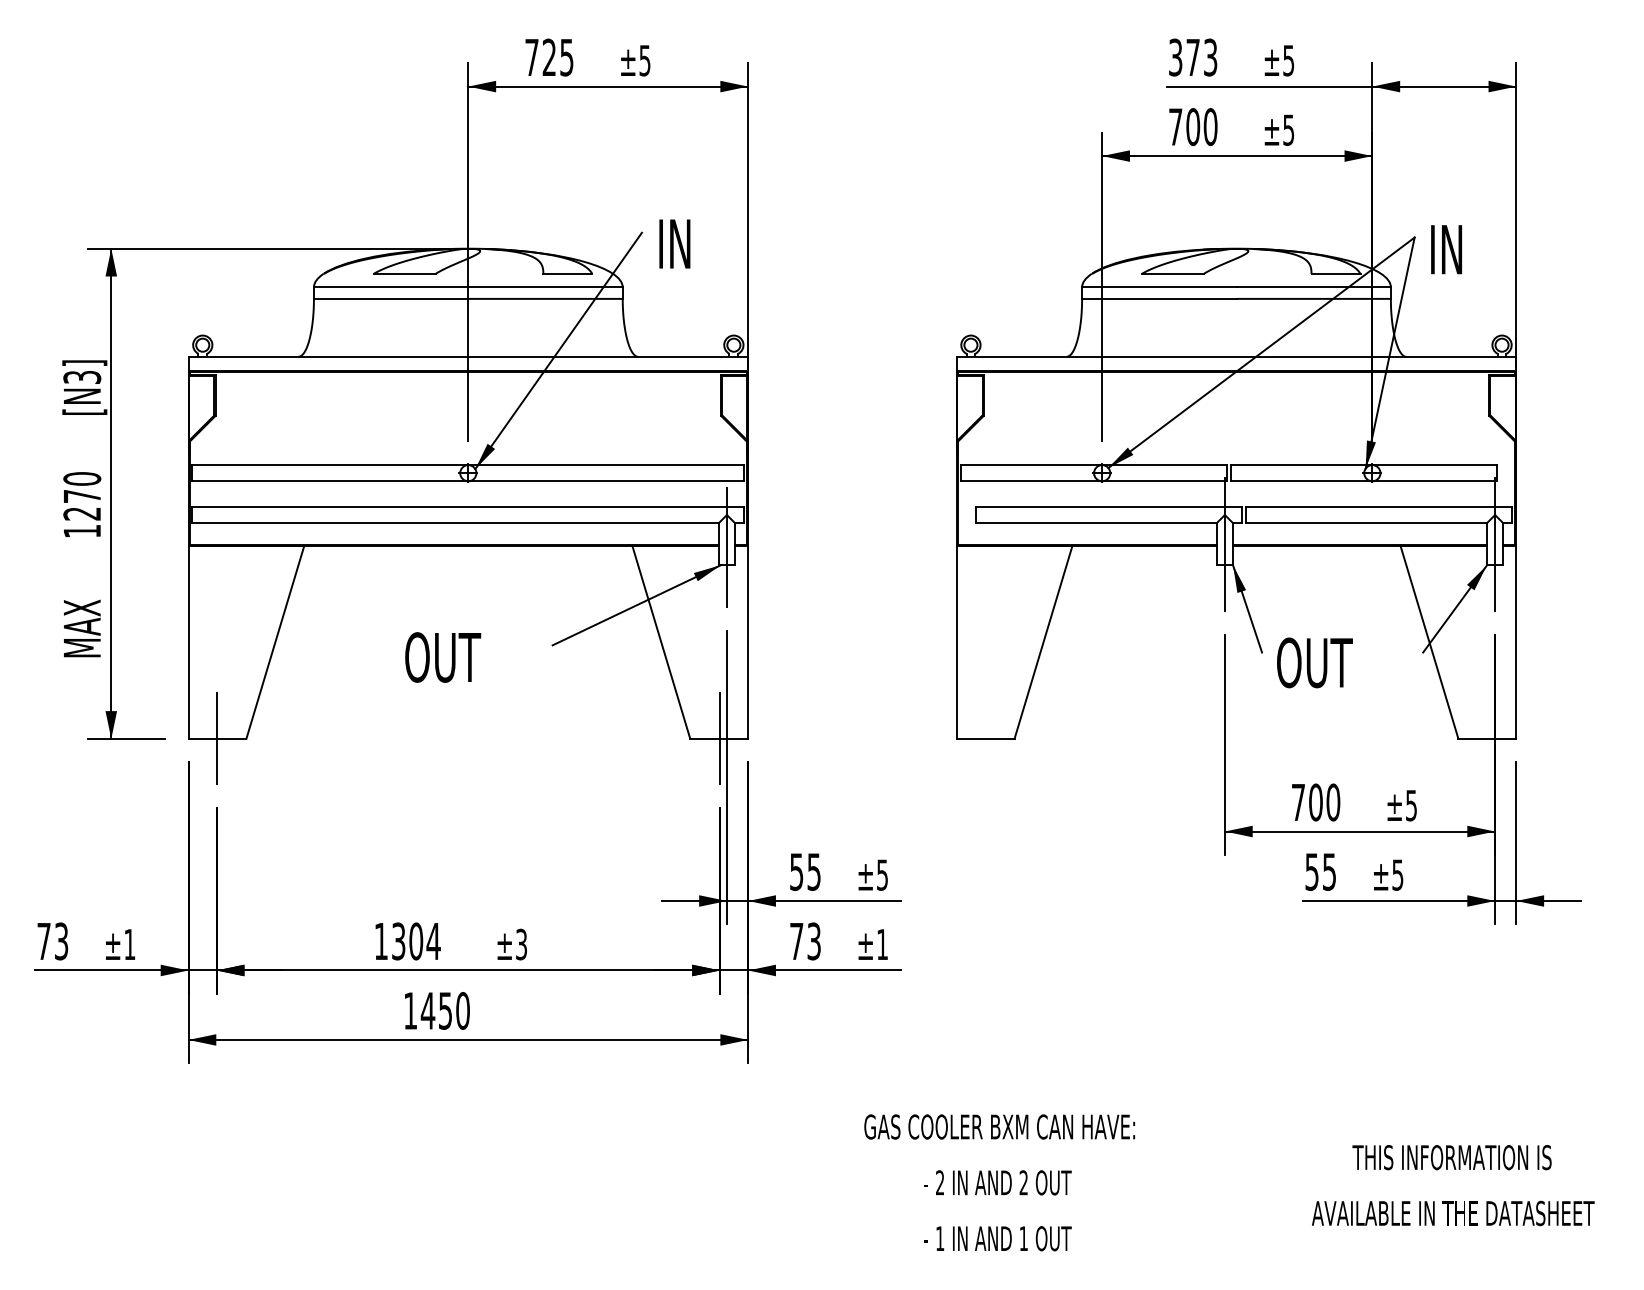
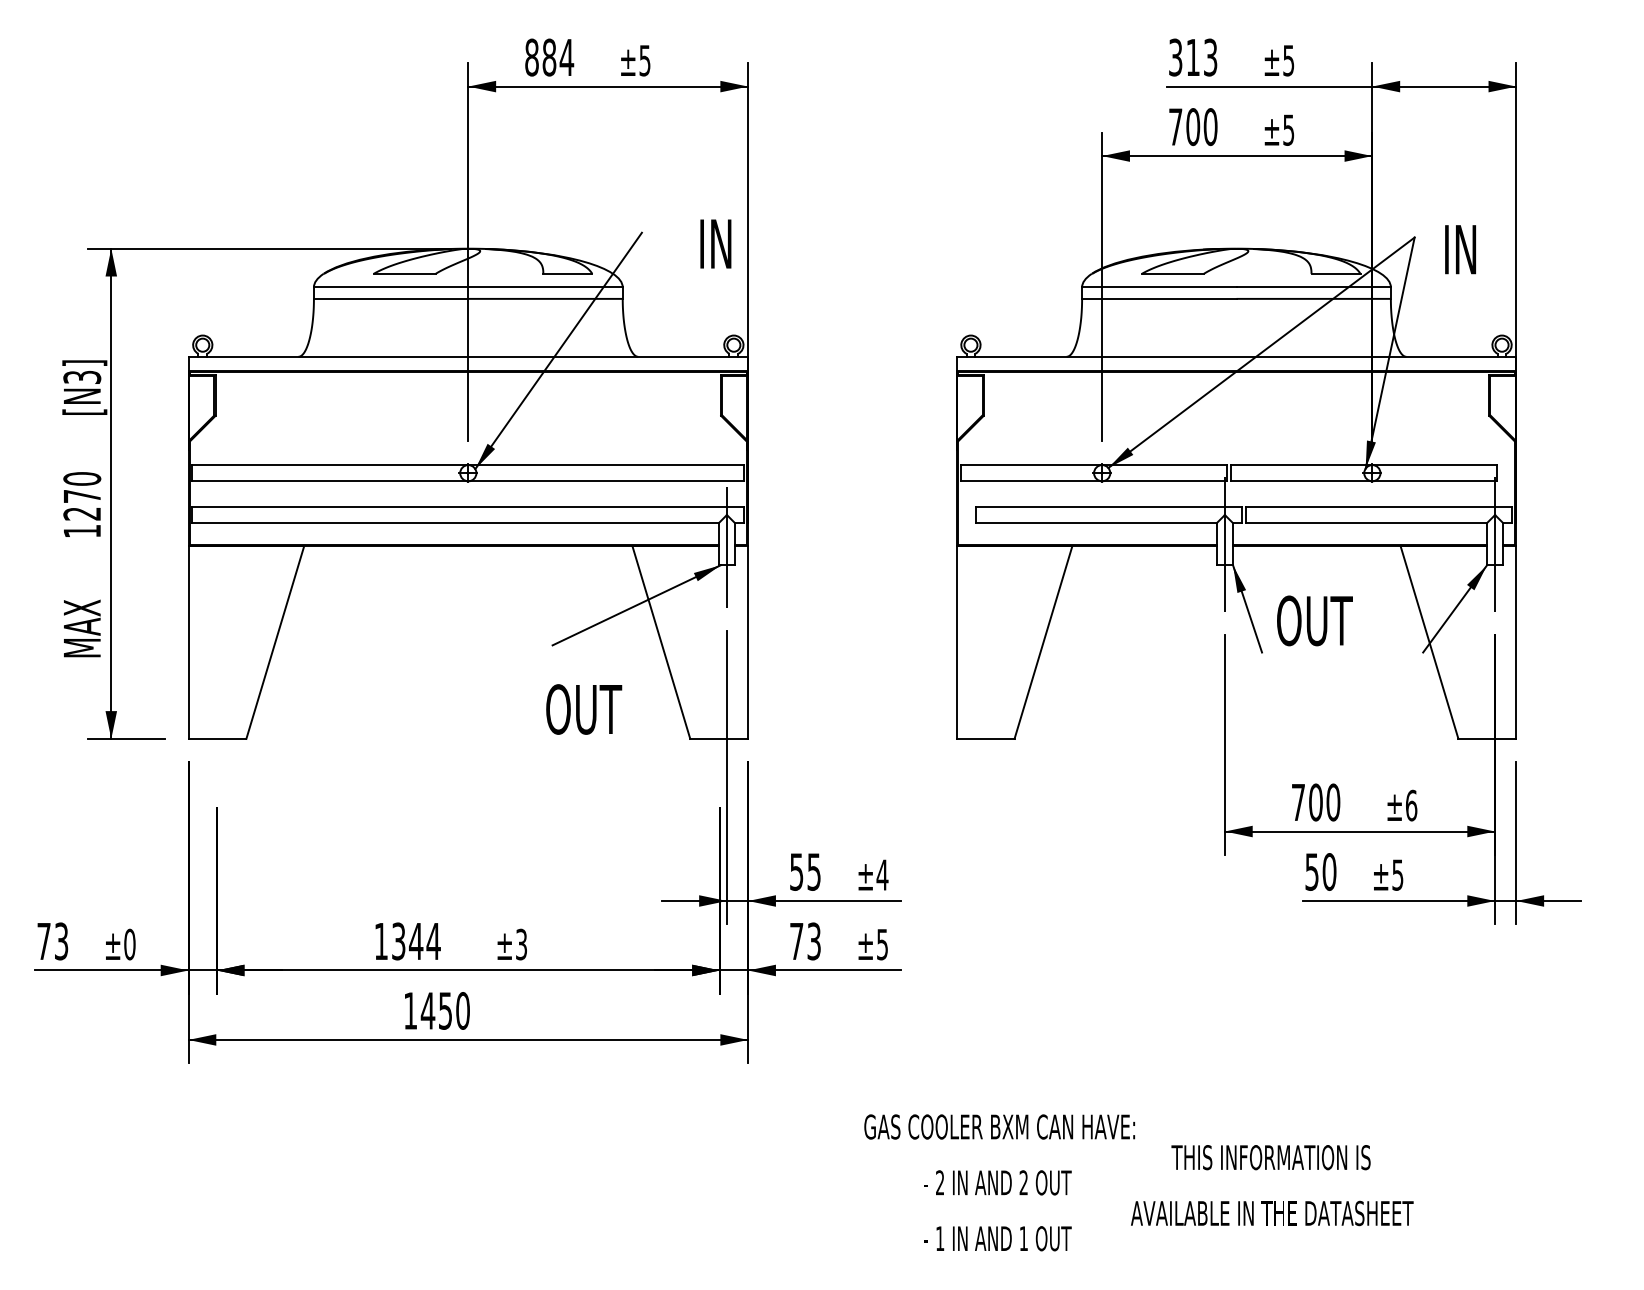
text: 725 -> 884 (549, 57)
text: 373 -> 313 (1192, 57)
text position: (674, 243) -> (715, 243) (715, 243)
text position: (1446, 249) -> (1460, 249) (1460, 249)
text position: (443, 657) -> (584, 709) (584, 709)
text position: (1314, 662) -> (1314, 620) (1314, 620)
line: present -> none (216, 738)
line: present -> none (719, 738)
text: ±5 -> ±6 (1411, 805)
text: 55 -> 50 (1329, 871)
text: ±5 -> ±4 (882, 874)
text: 1304 -> 1344 (416, 941)
text: ±1 -> ±0 (129, 944)
text: ±1 -> ±5 (882, 944)
text position: (1453, 1185) -> (1272, 1185) (1272, 1185)
